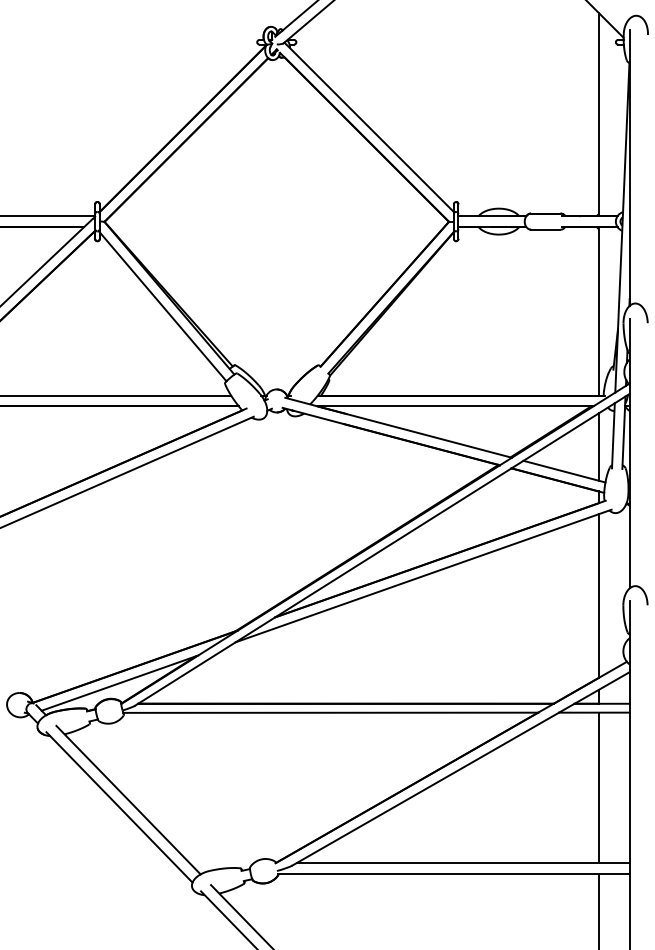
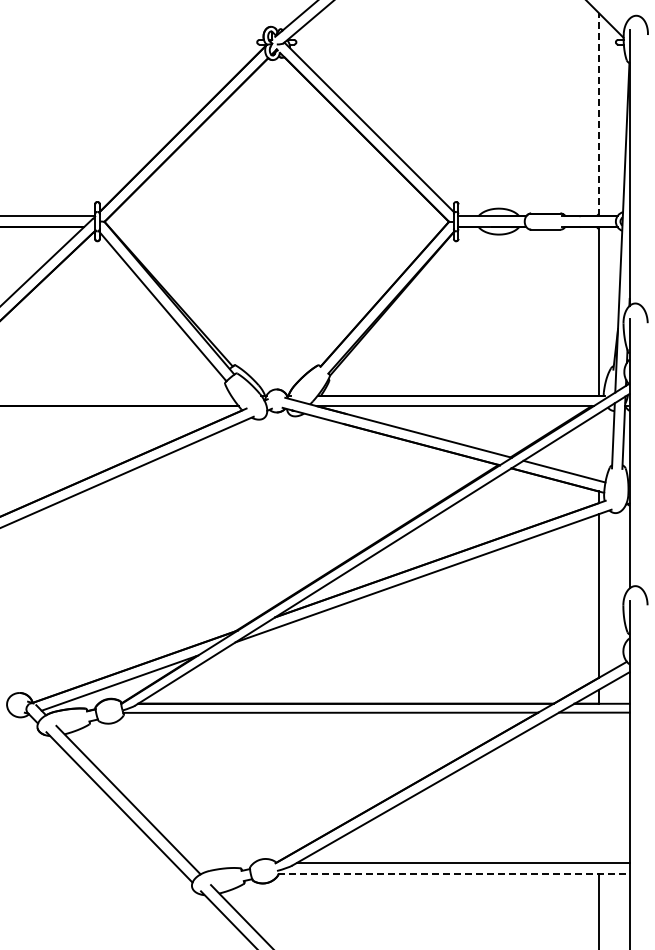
line: solid -> dashed (598, 114)
line: present -> none (116, 395)
line: present -> none (598, 446)
line: present -> none (598, 787)
line: solid -> dashed (453, 873)
